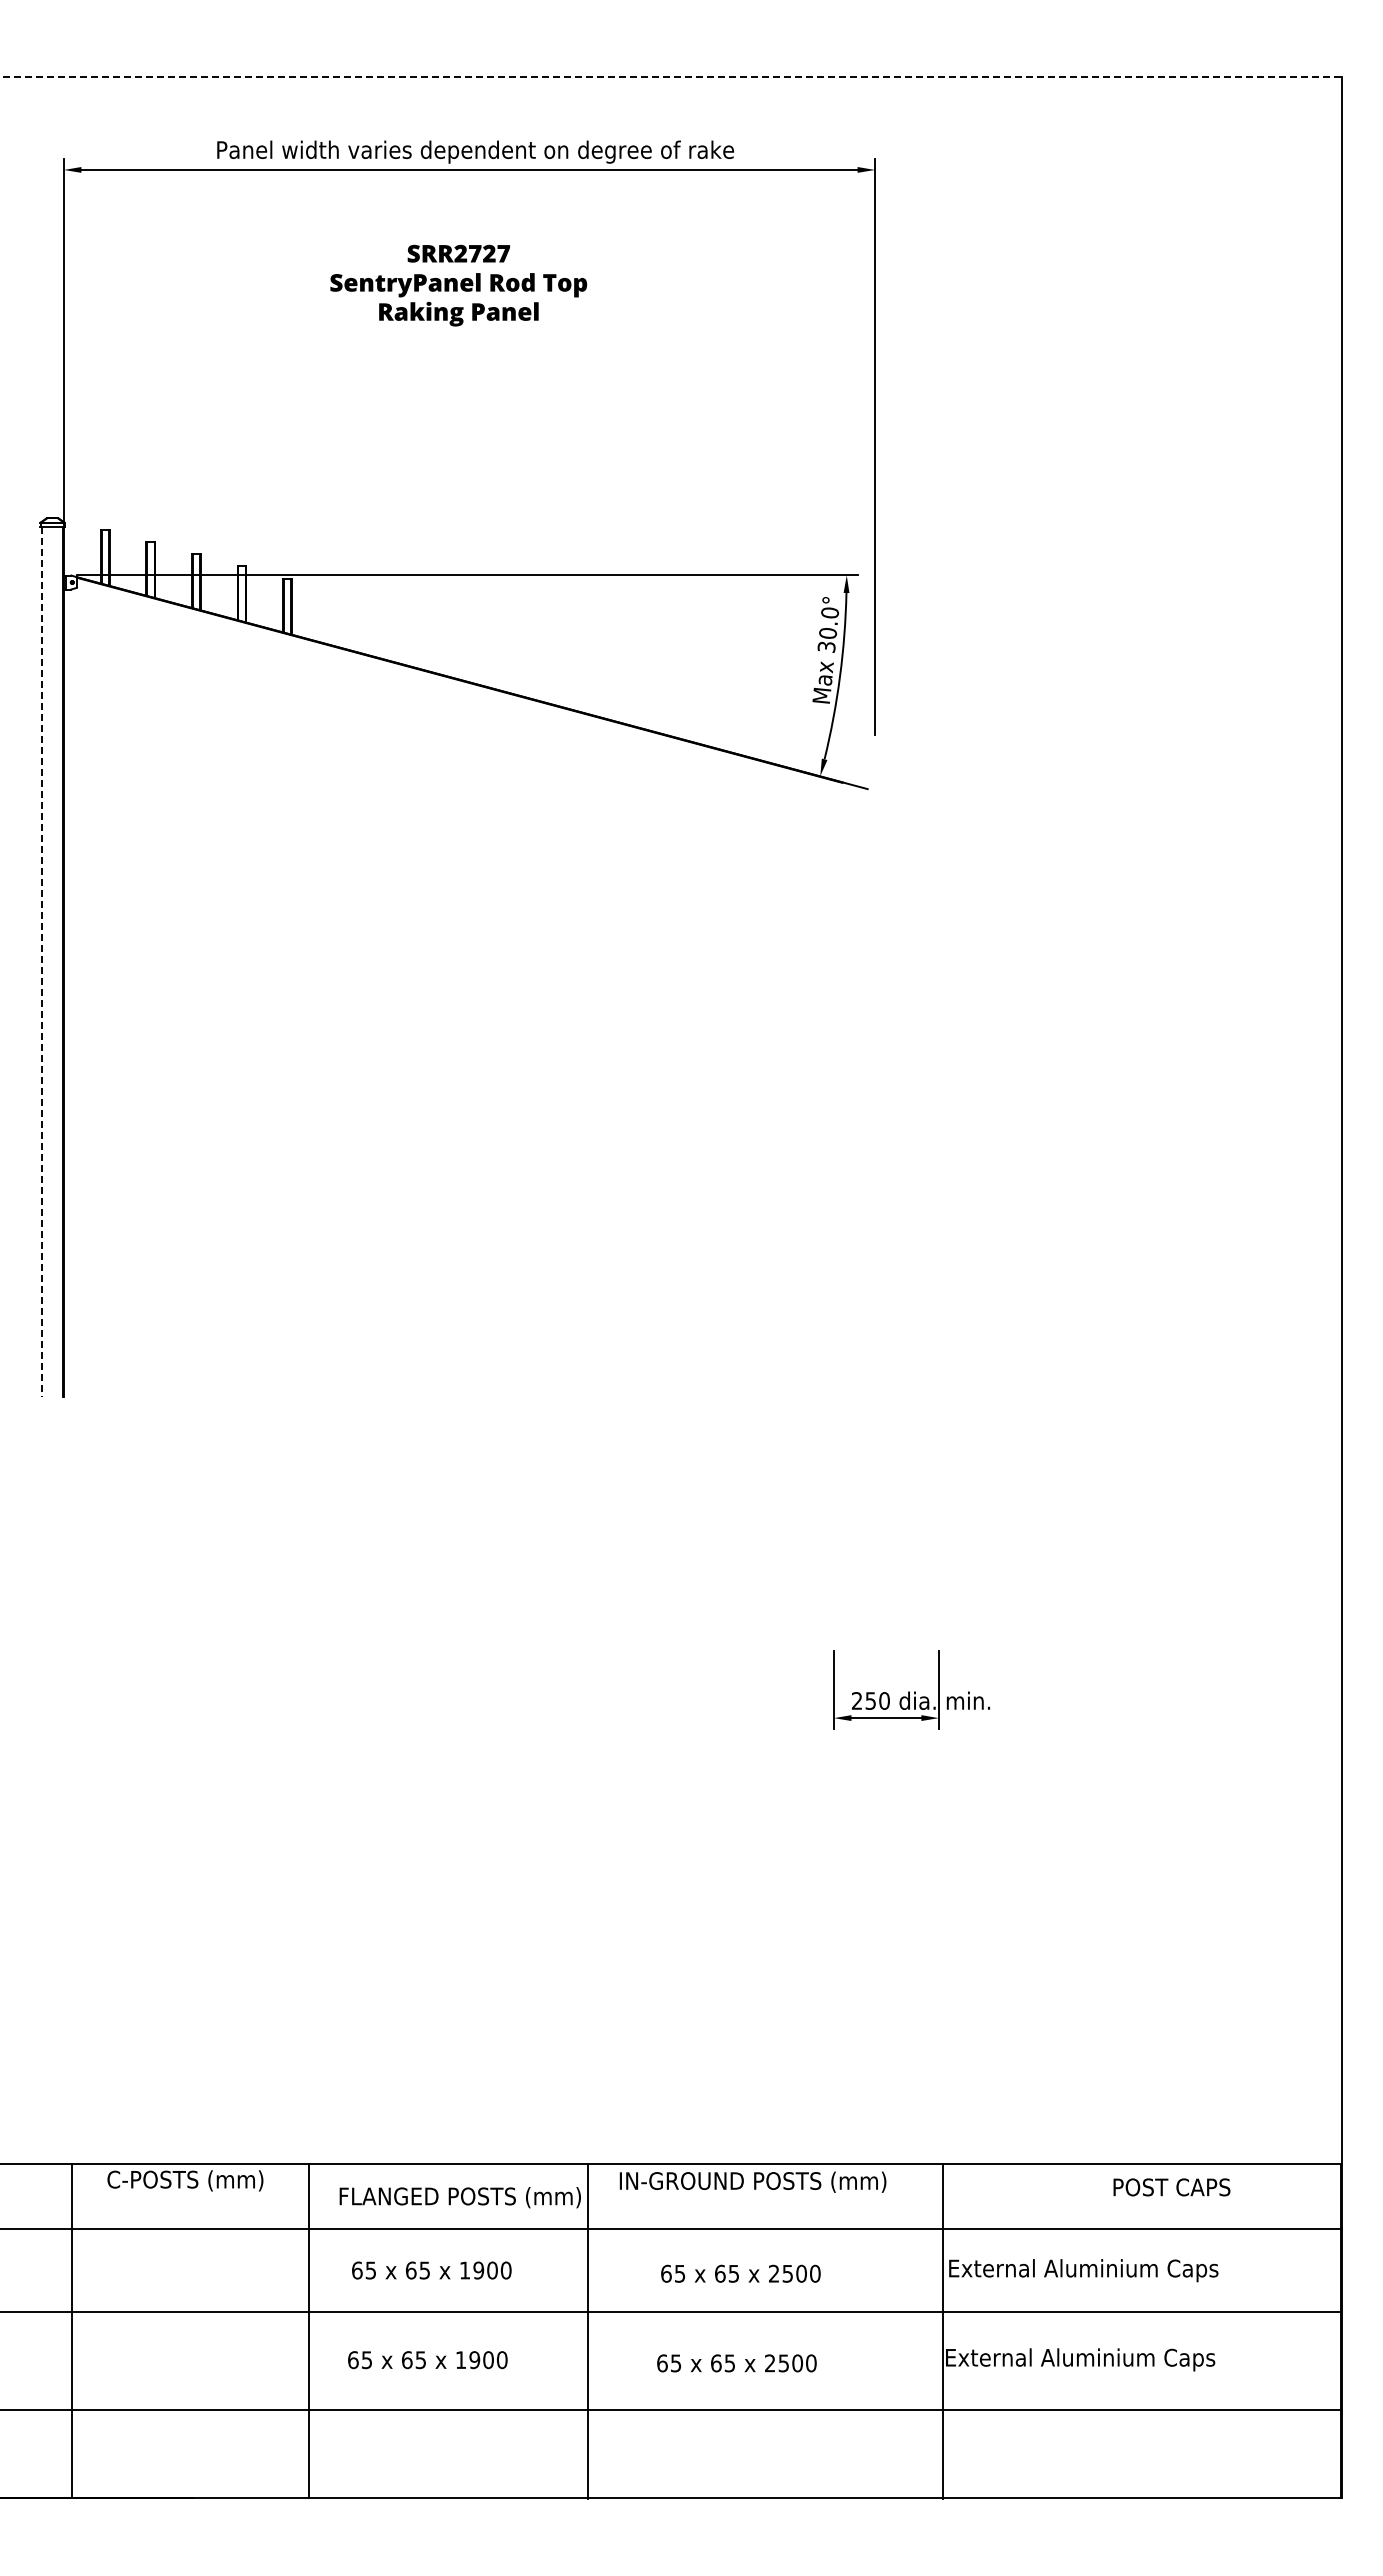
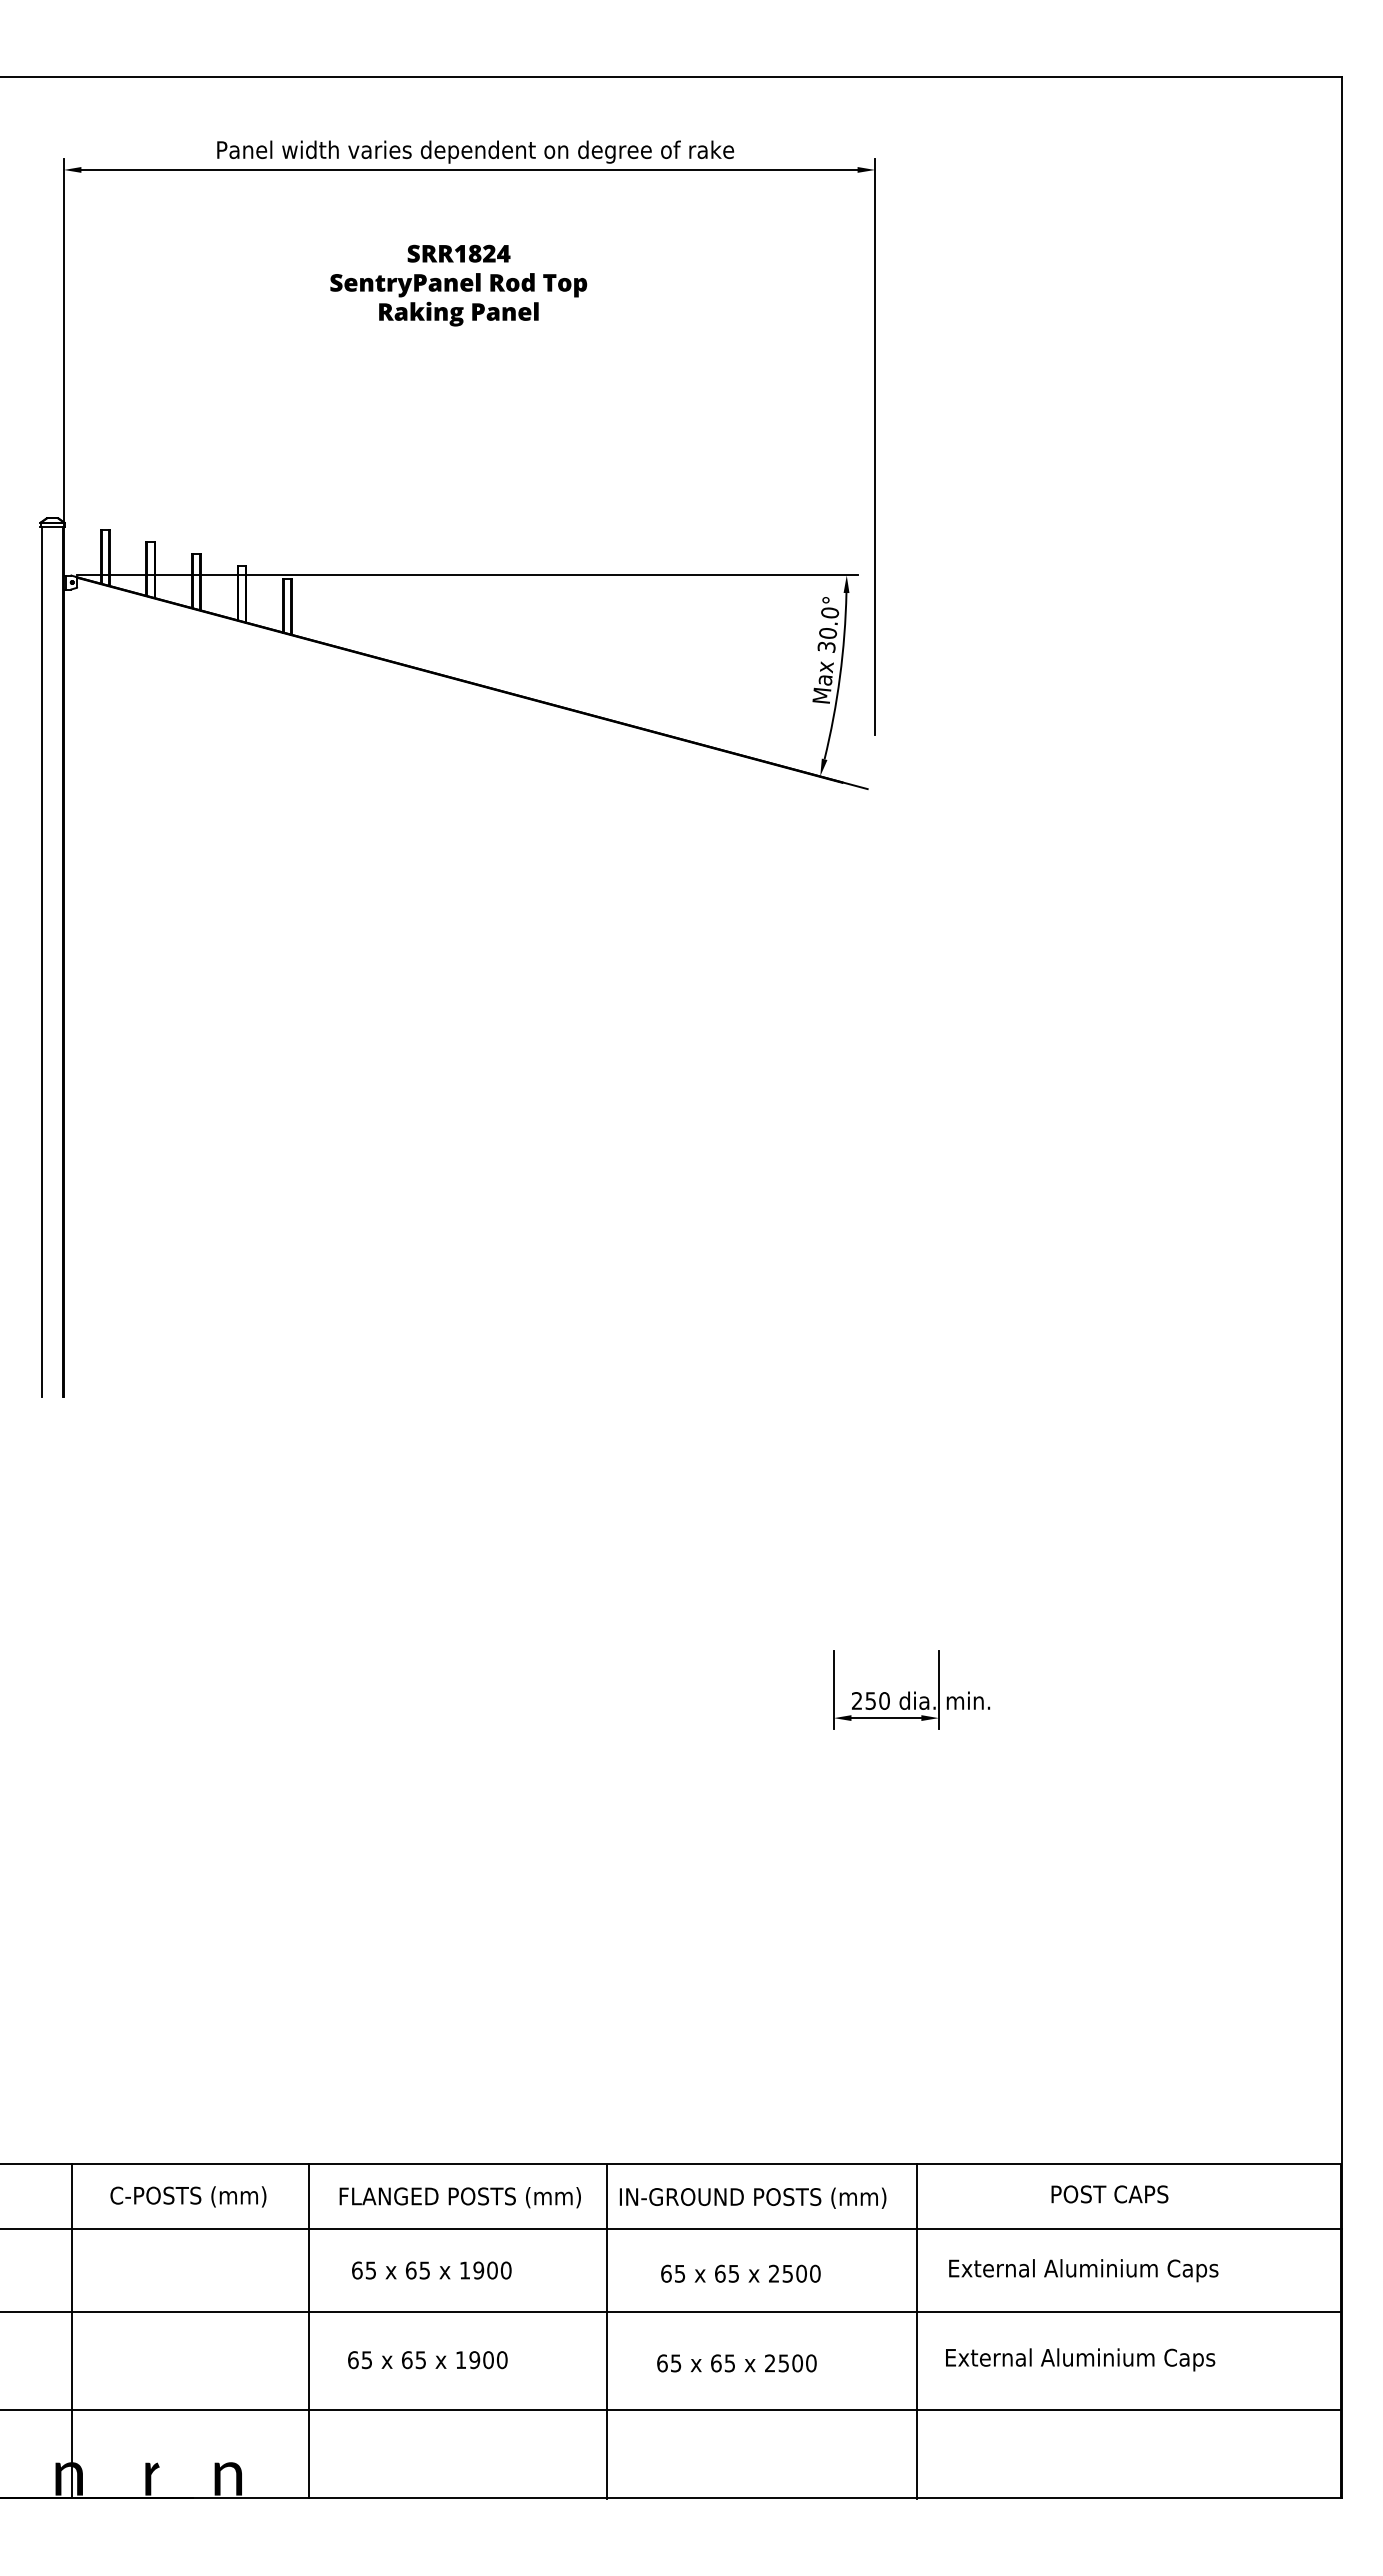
line: dashed -> solid (670, 77)
text: SRR2727 -> SRR1824 (482, 253)
line: dashed -> solid (42, 962)
text position: (185, 2180) -> (188, 2196) (188, 2196)
text position: (752, 2181) -> (752, 2197) (752, 2197)
text position: (1171, 2187) -> (1109, 2194) (1109, 2194)
line position: (587, 2331) -> (606, 2331) (606, 2331)
line position: (942, 2331) -> (916, 2331) (916, 2331)
fill: none -> present (68, 2478)
fill: none -> present (152, 2478)
fill: none -> present (228, 2478)
